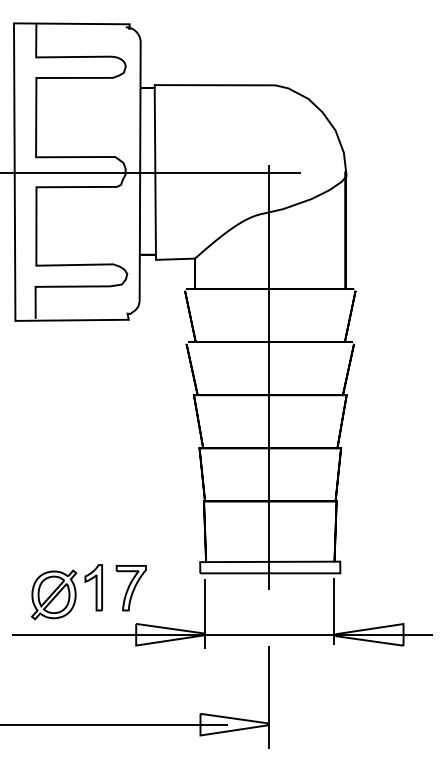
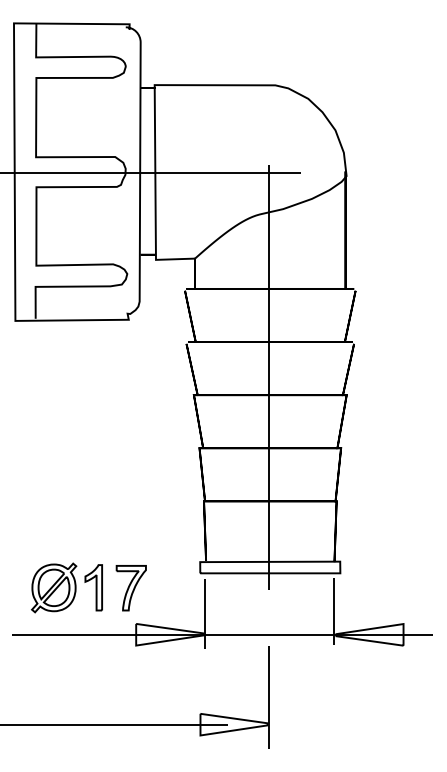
part position: (54, 594) -> (54, 587) (54, 587)
